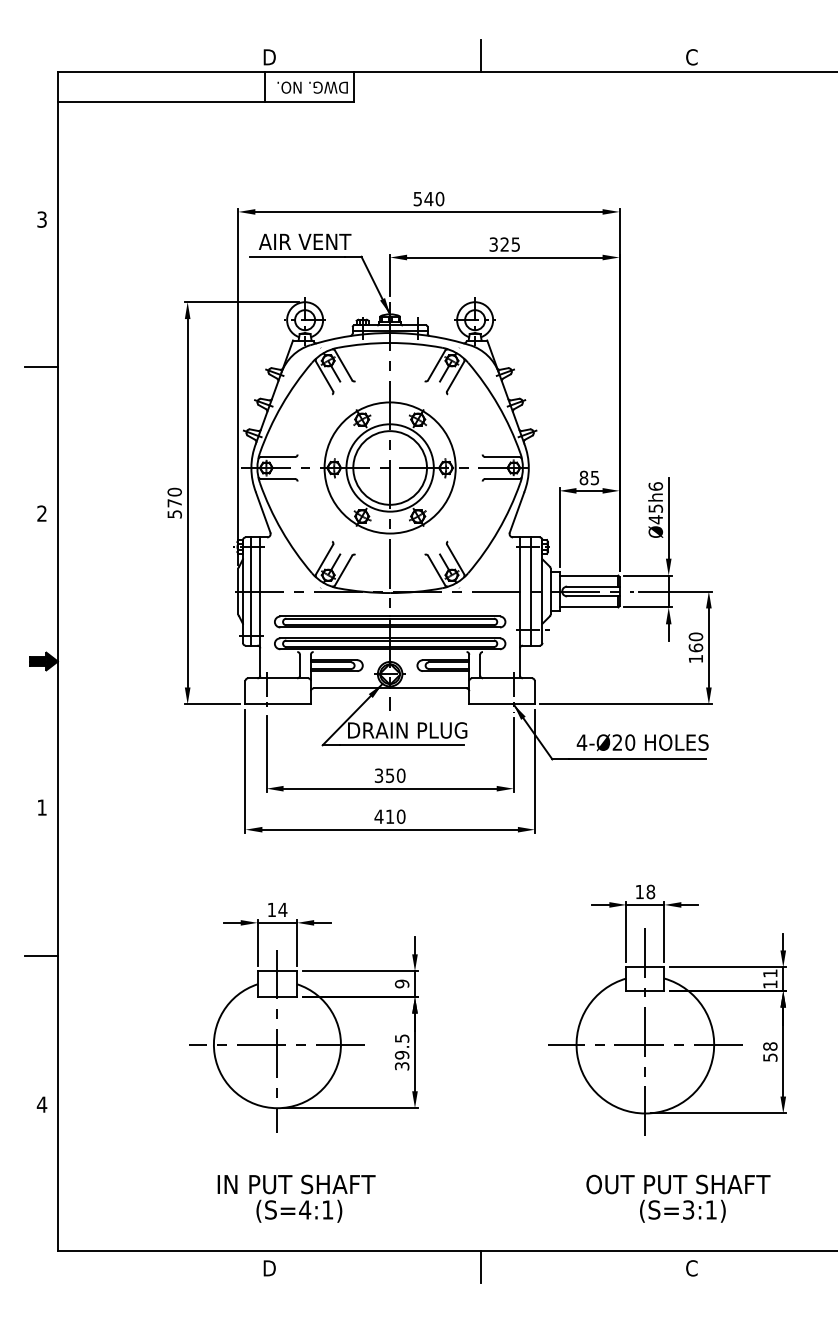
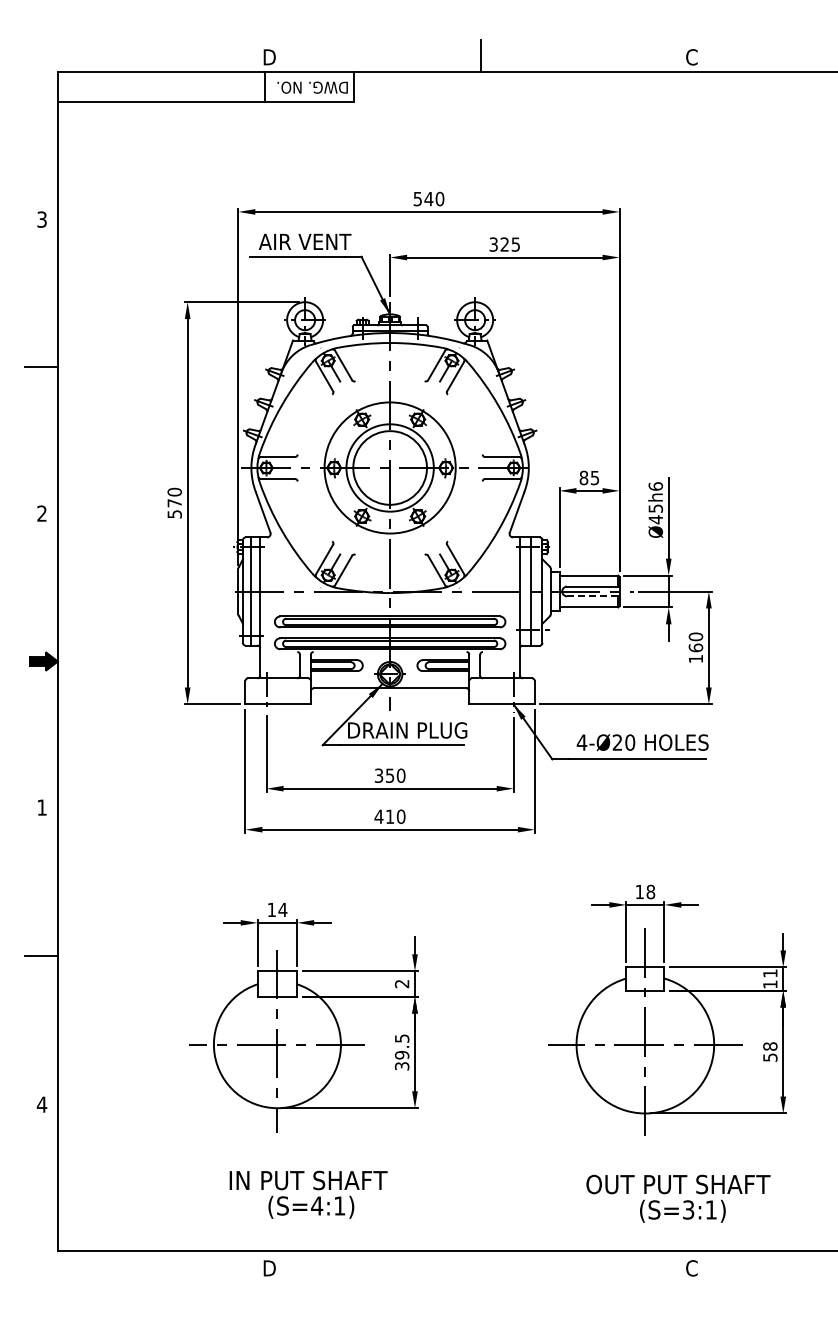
line: solid -> dashed (593, 596)
text: 9 -> 2 (402, 983)
text position: (296, 1198) -> (308, 1194) (308, 1194)
line: present -> none (481, 1266)
